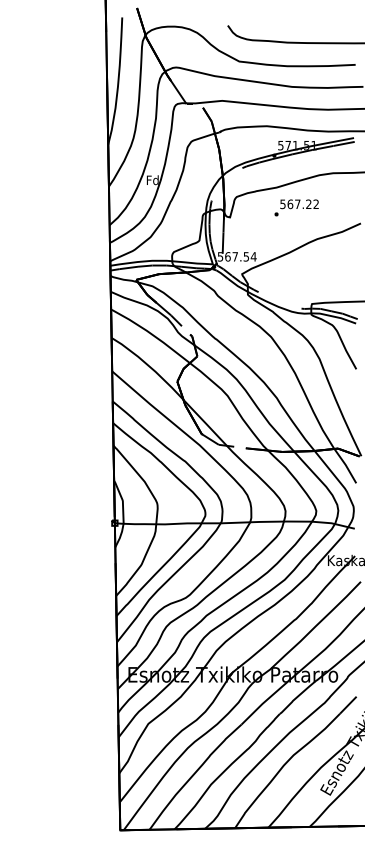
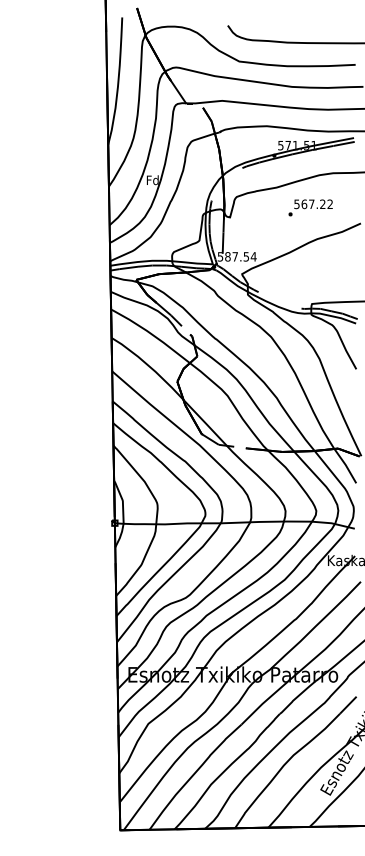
text position: (296, 207) -> (310, 207) (310, 207)
text: 567.54 -> 587.54 (227, 256)
